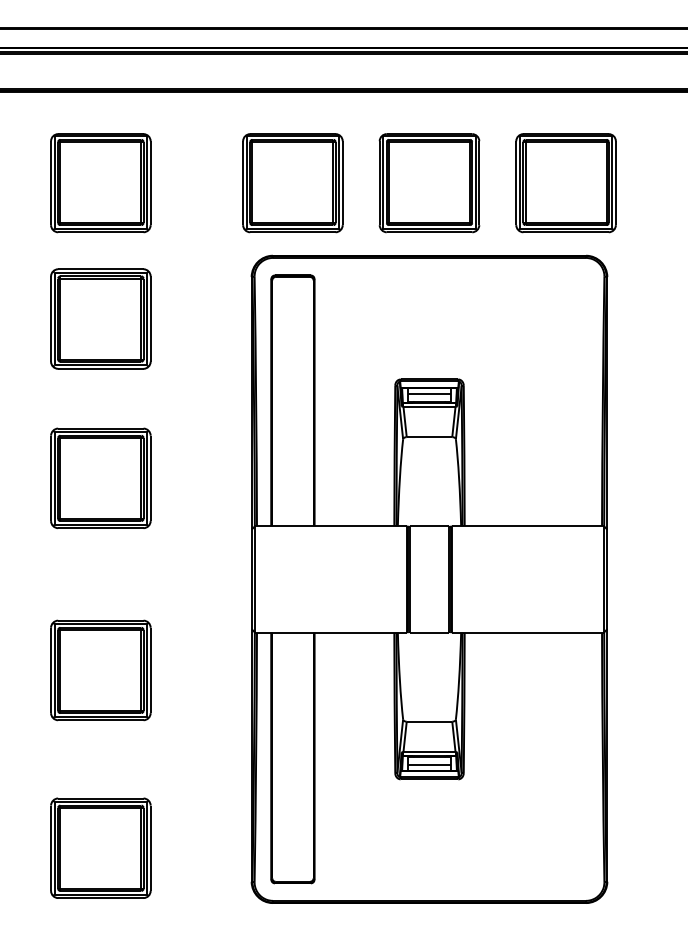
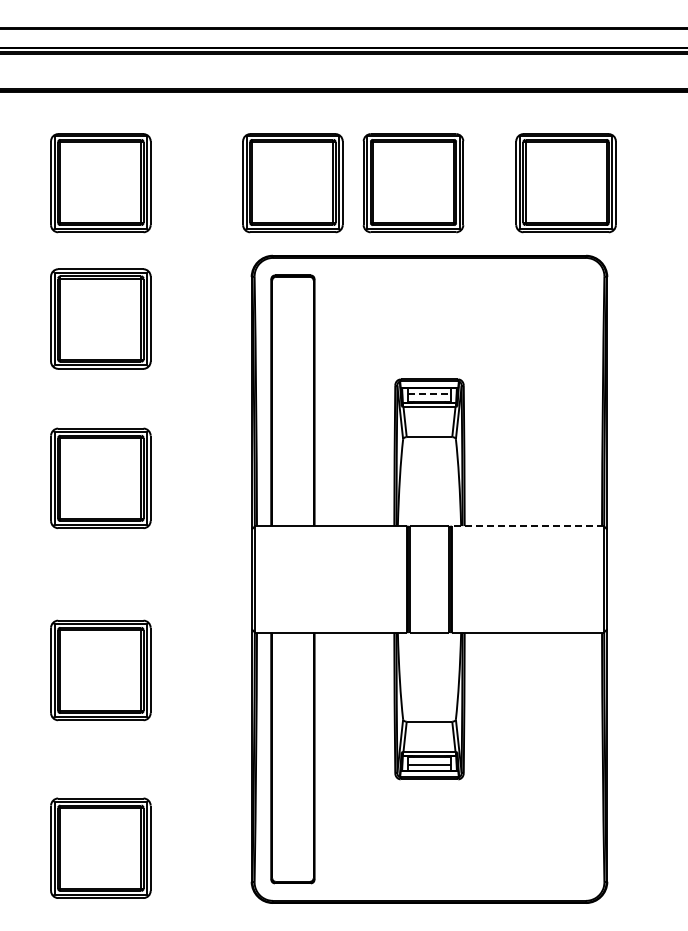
part position: (429, 183) -> (413, 183) (413, 183)
line: solid -> dashed (430, 393)
line: solid -> dashed (528, 526)
